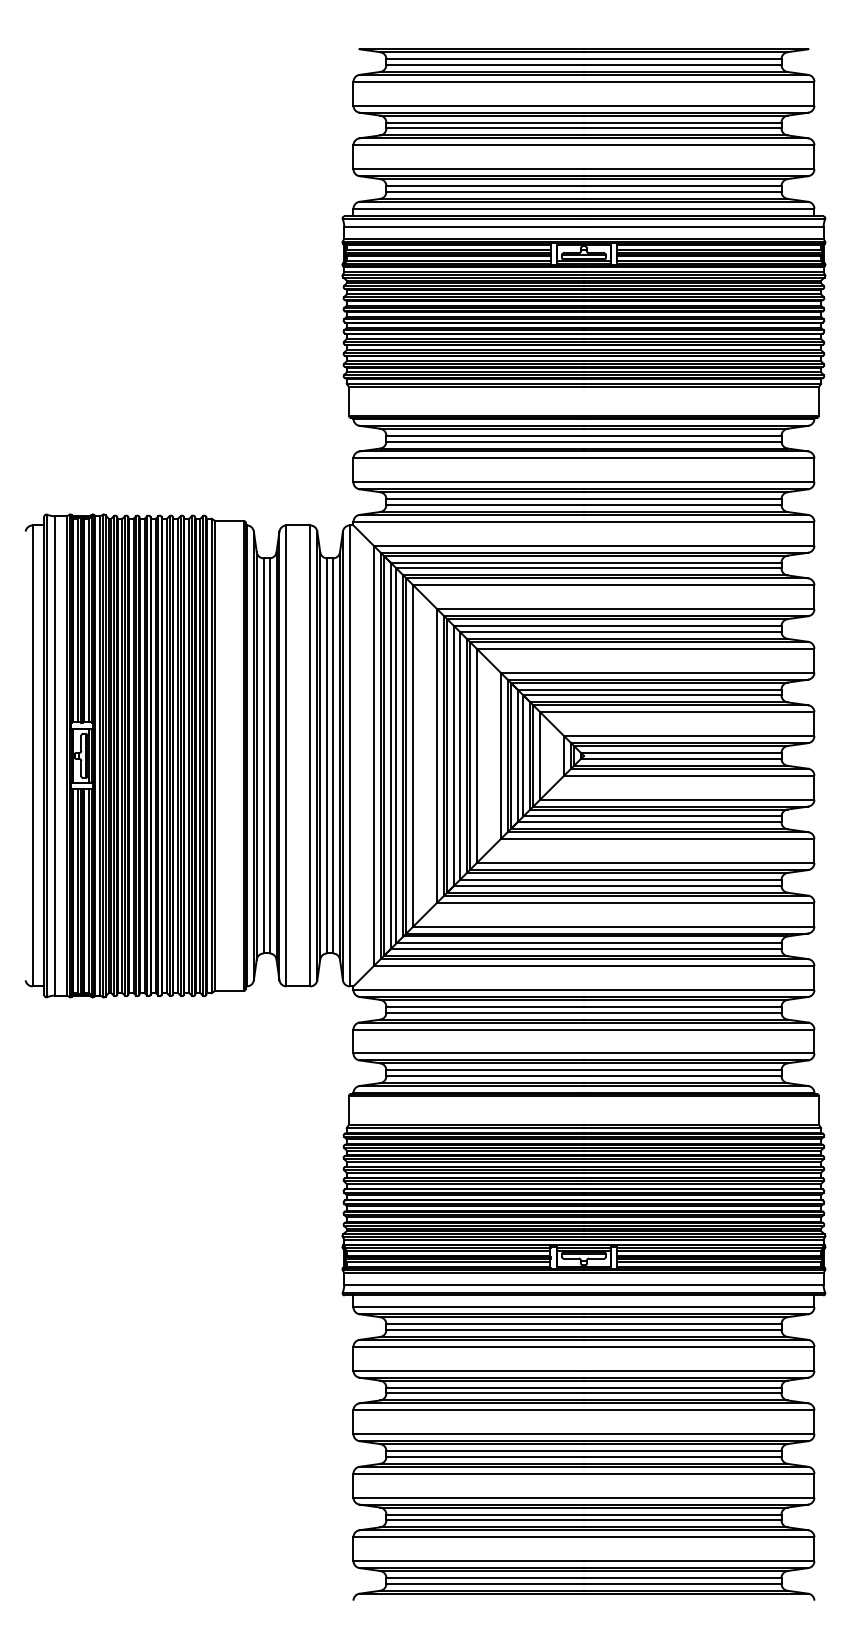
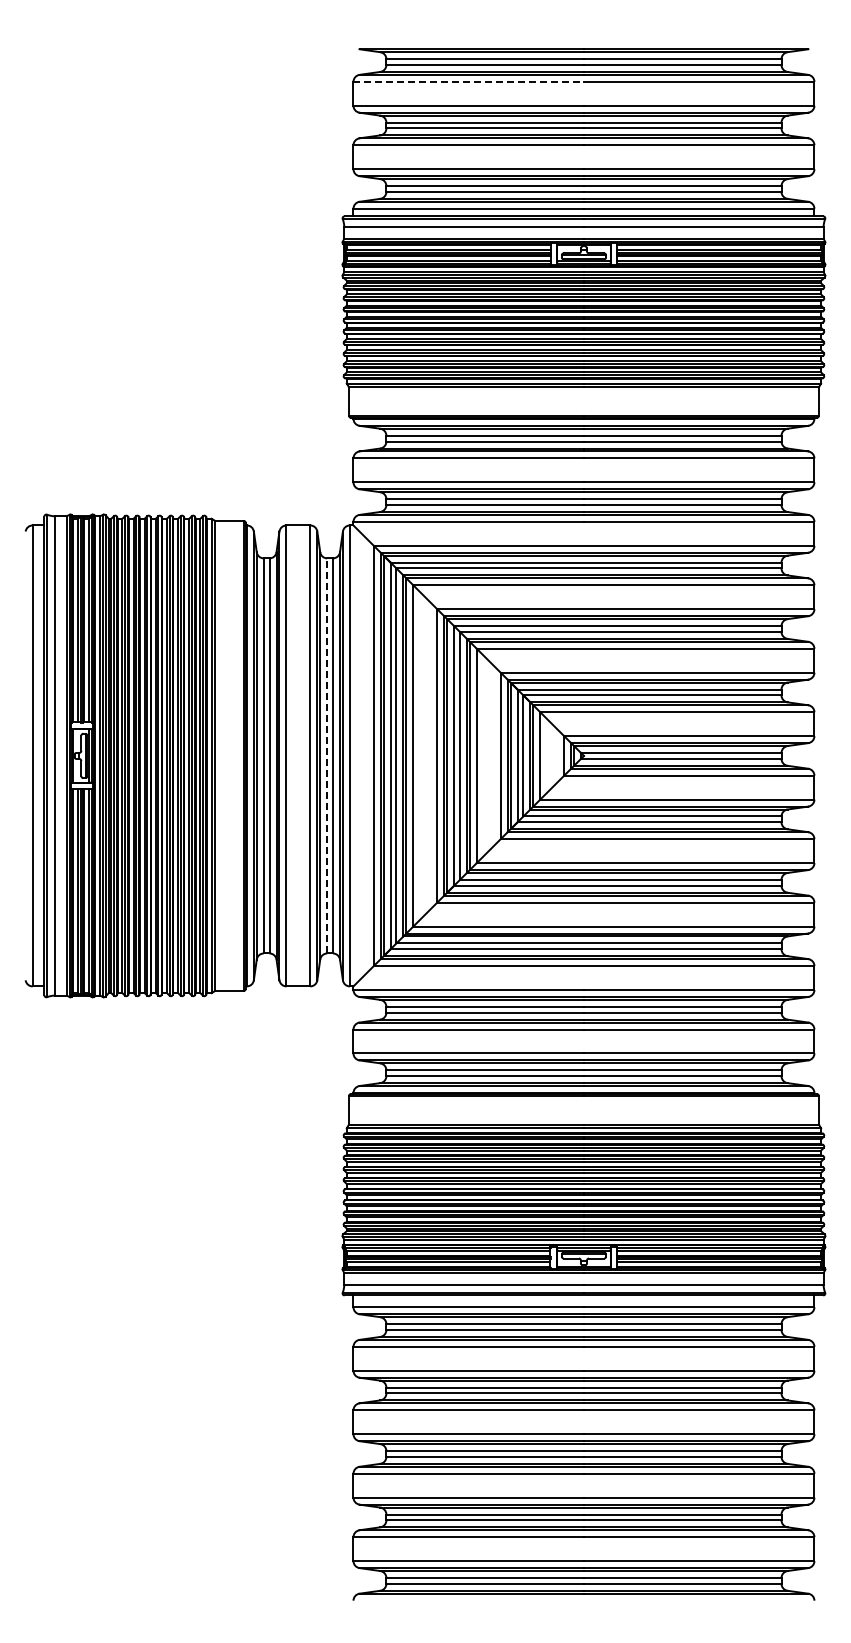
line: solid -> dashed (469, 81)
line: solid -> dashed (327, 755)
